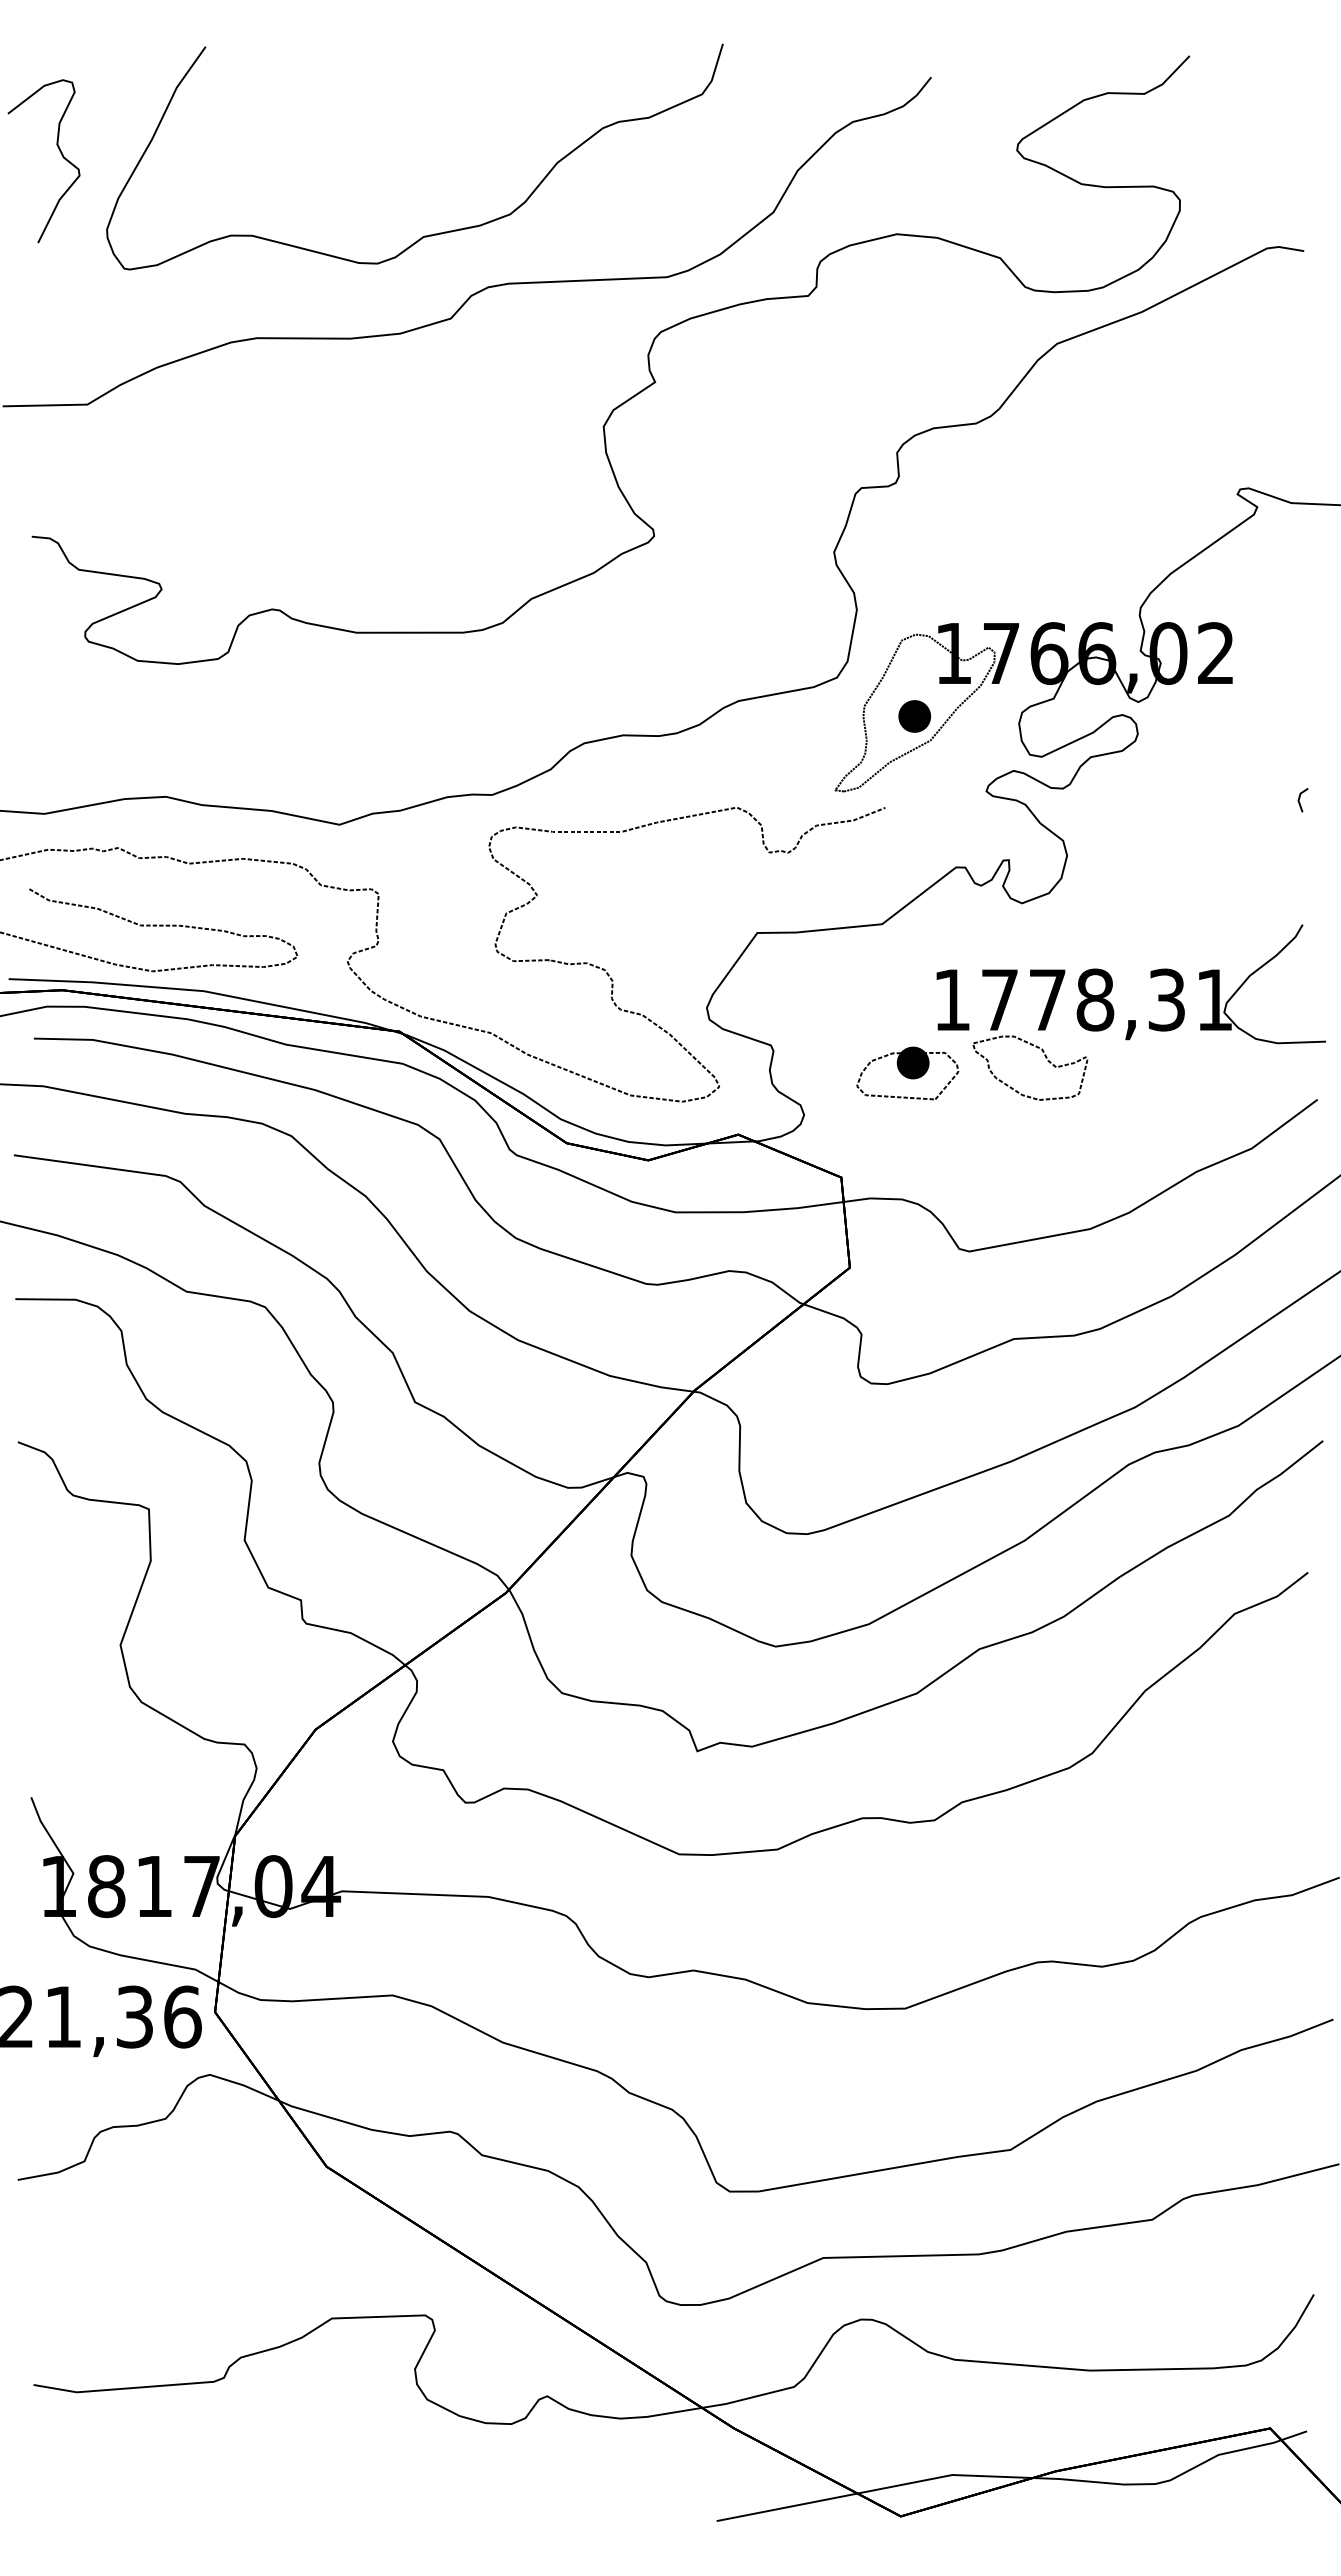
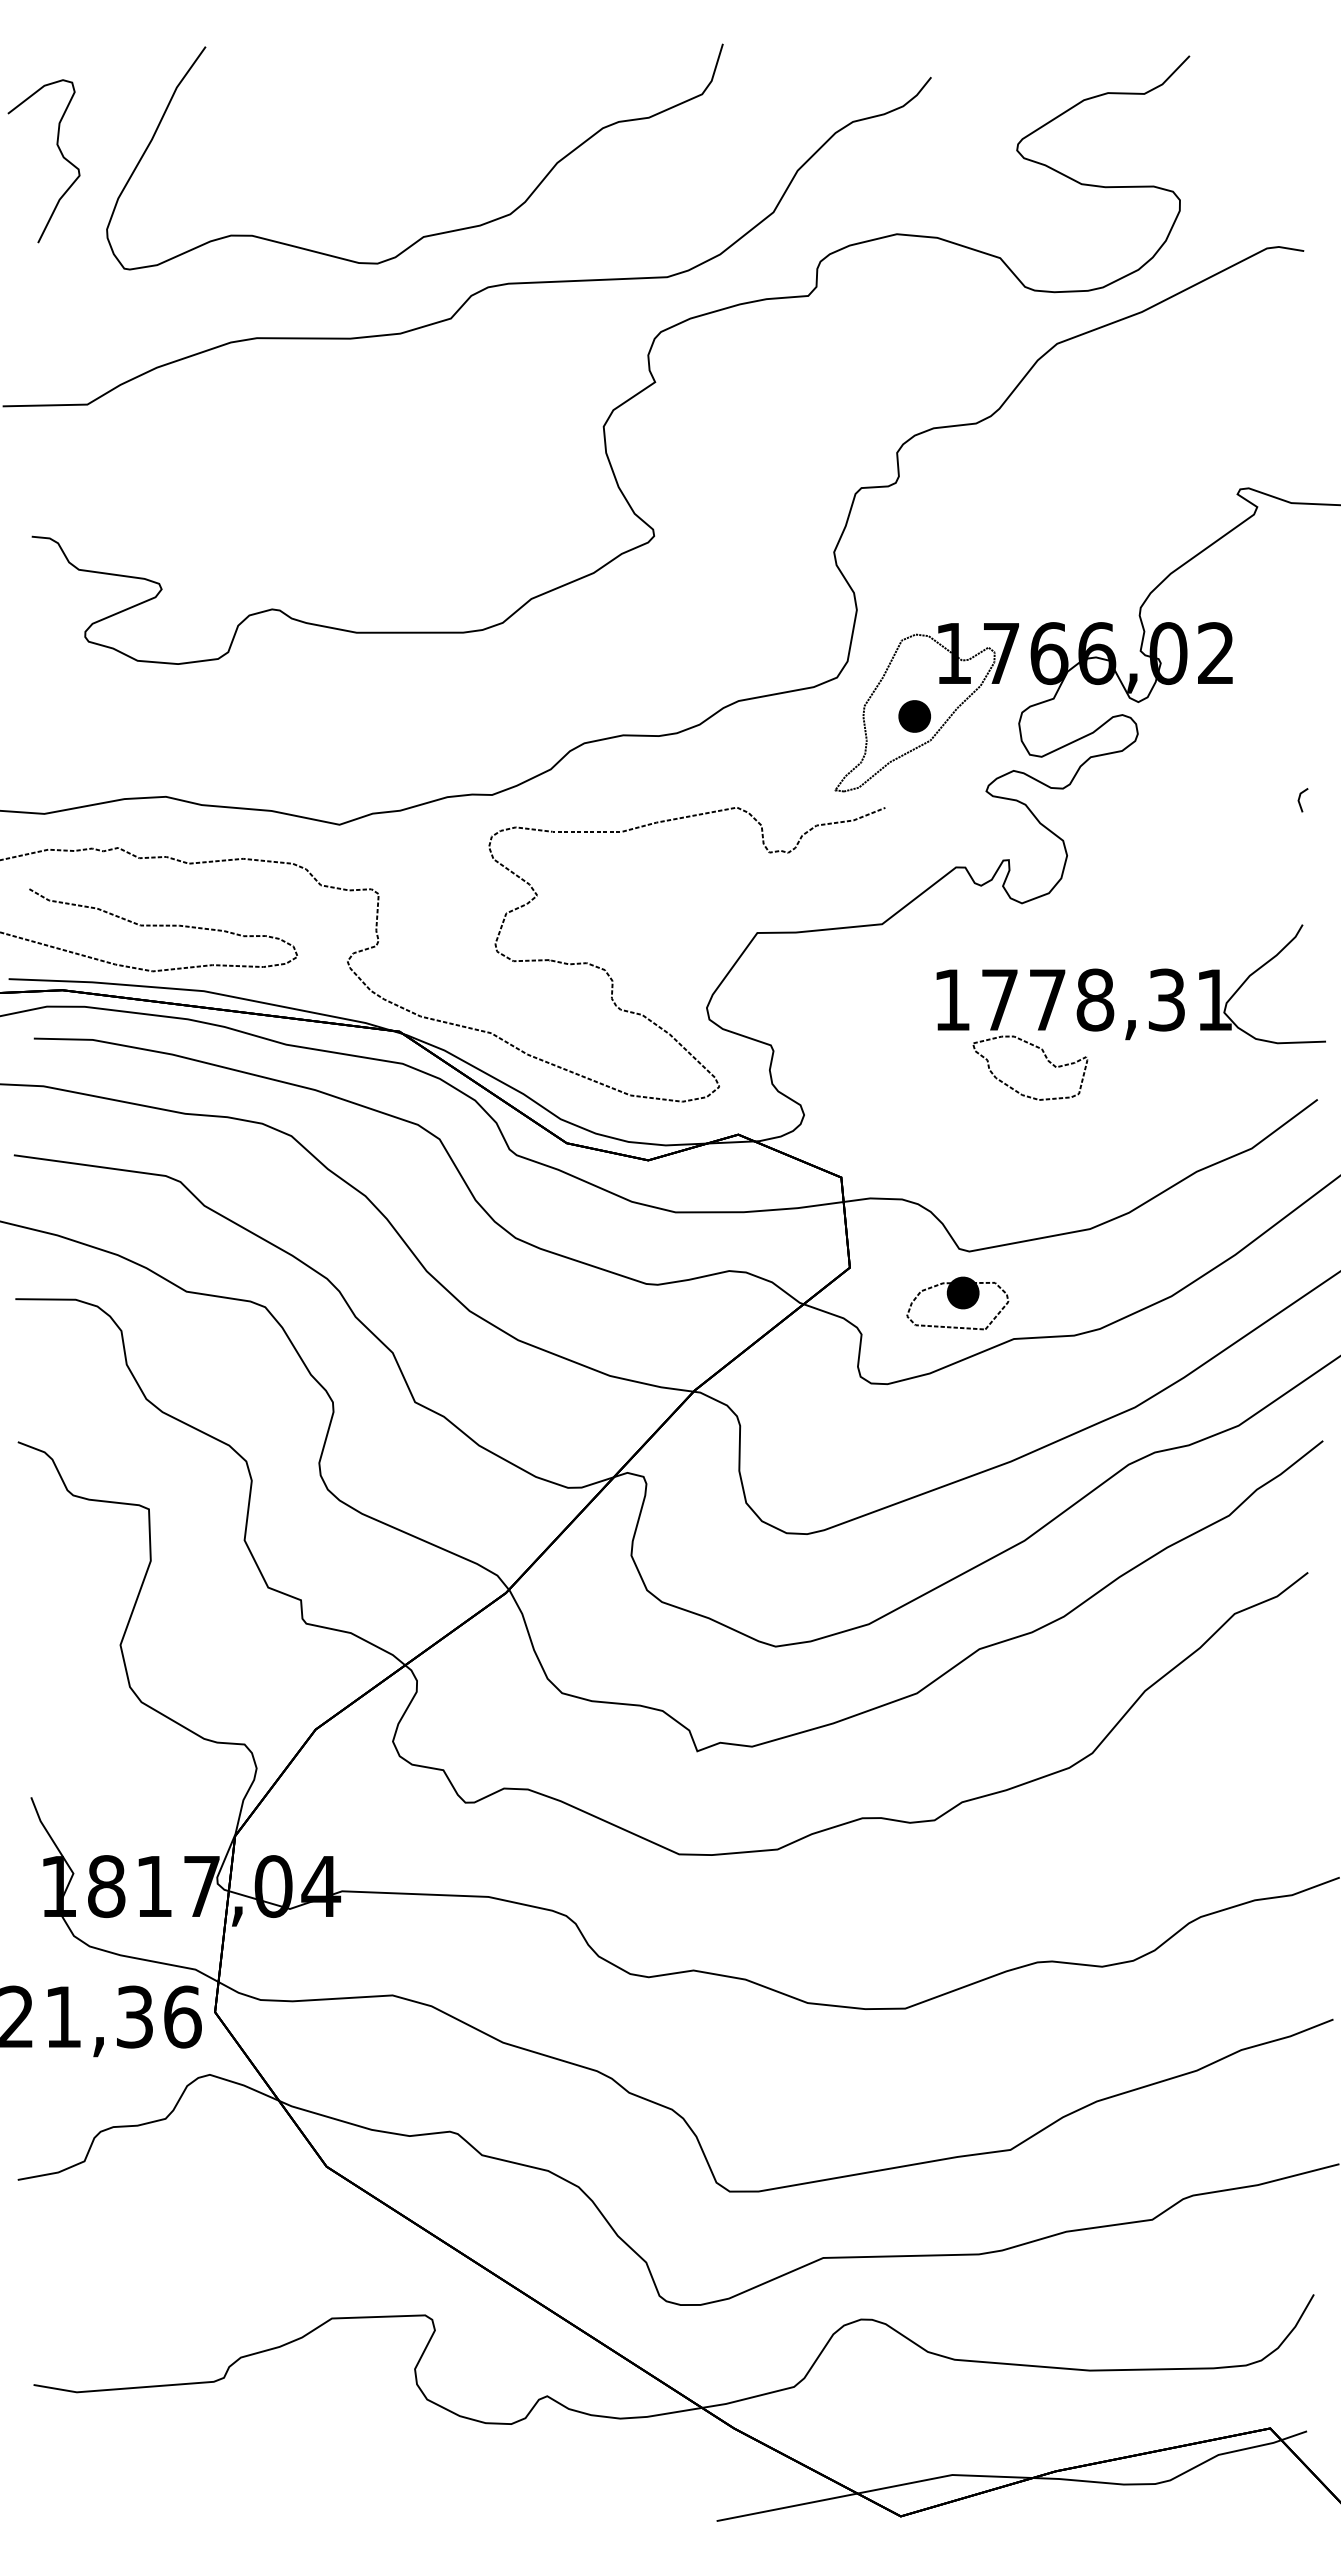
part position: (907, 1073) -> (957, 1303) (957, 1303)
